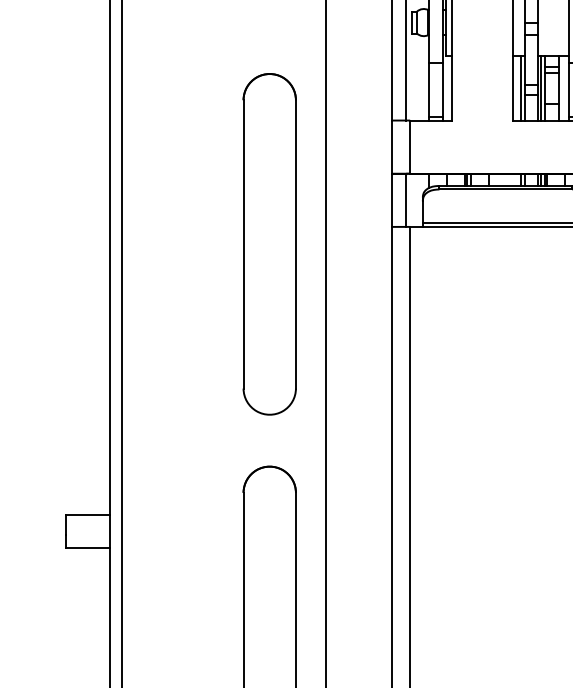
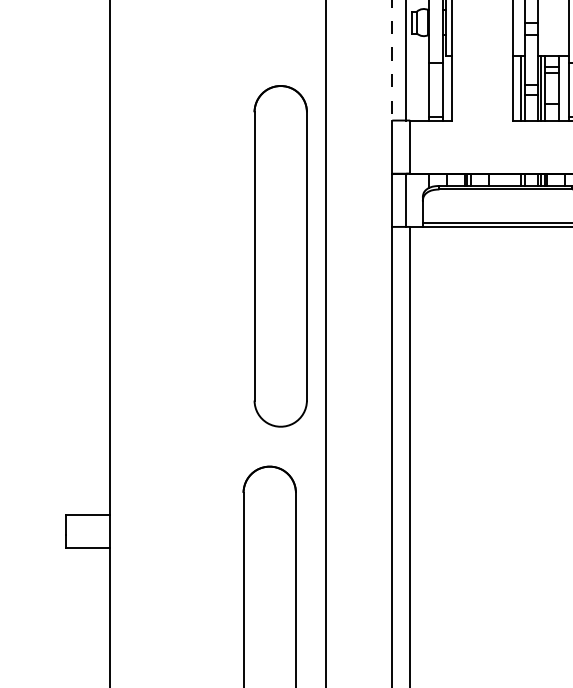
line: solid -> dashed (392, 60)
part position: (269, 244) -> (280, 256) (280, 256)
line: present -> none (122, 343)
